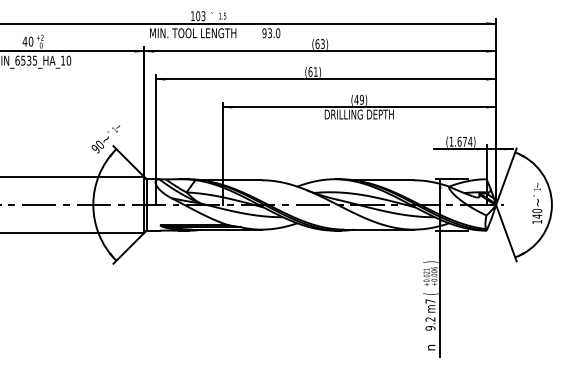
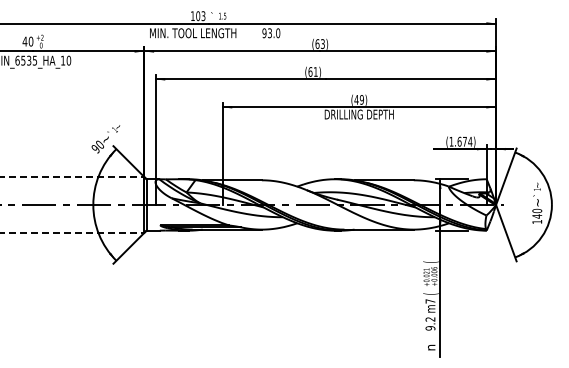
line: solid -> dashed (72, 177)
line: solid -> dashed (72, 232)
text: ) -> ( (430, 261)
